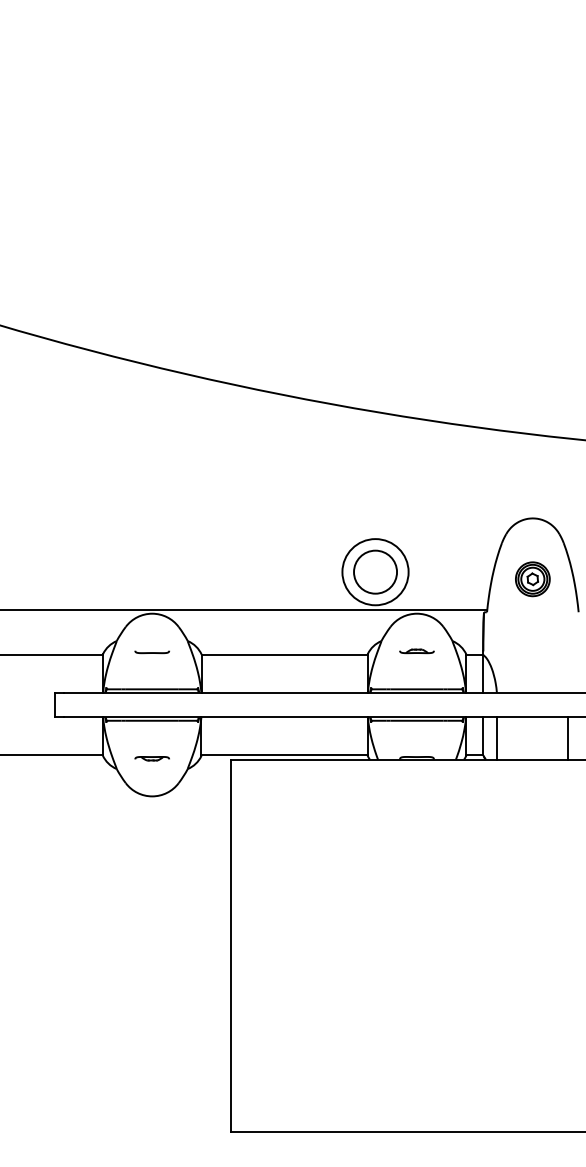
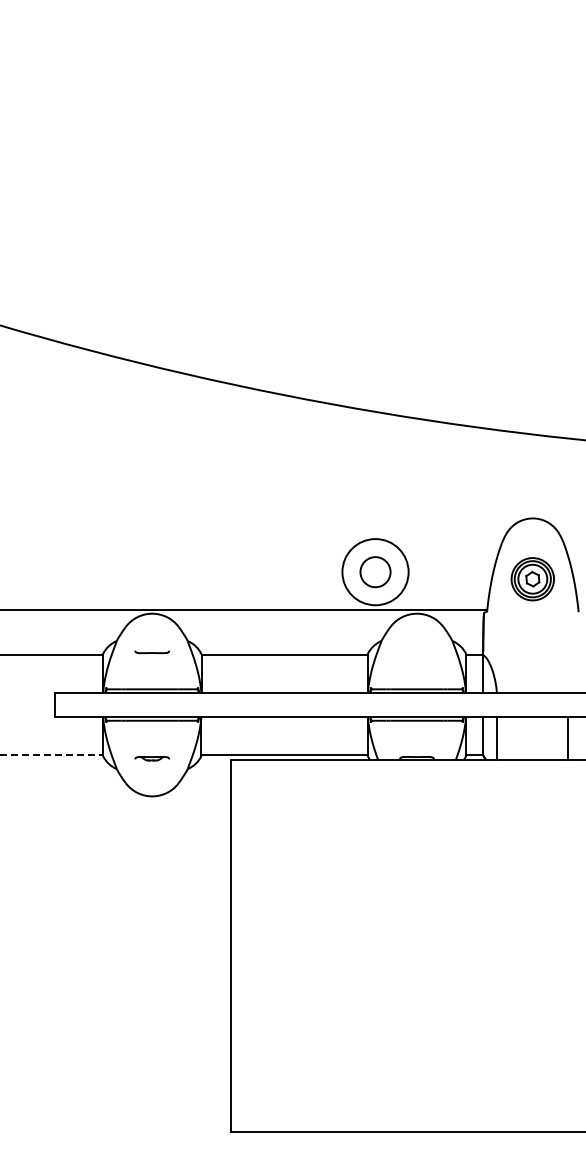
circle diameter: 43 px -> 30 px (375, 572)
part size: 36x37 px -> 45x45 px (532, 579)
part: present -> none (416, 651)
line: solid -> dashed (51, 754)
